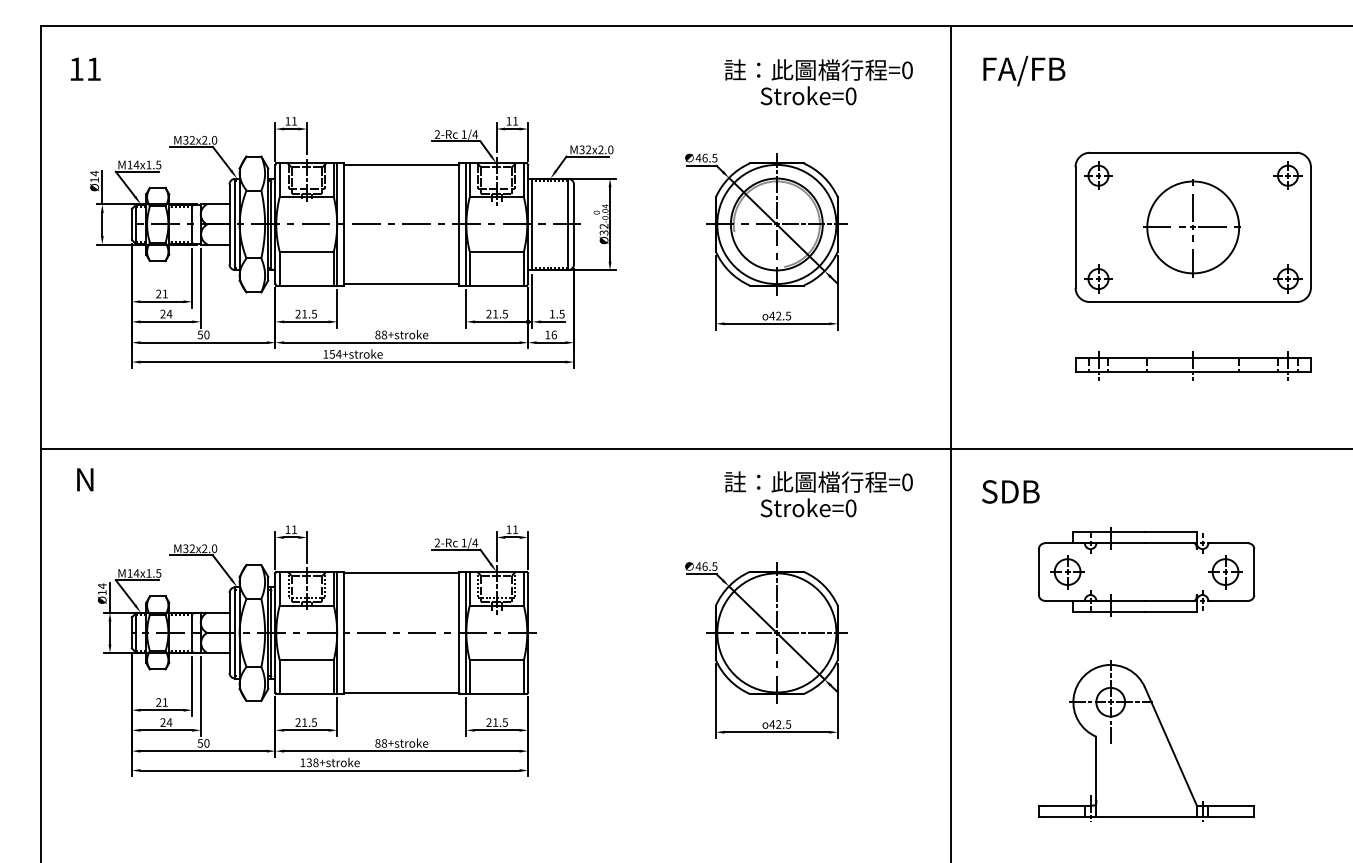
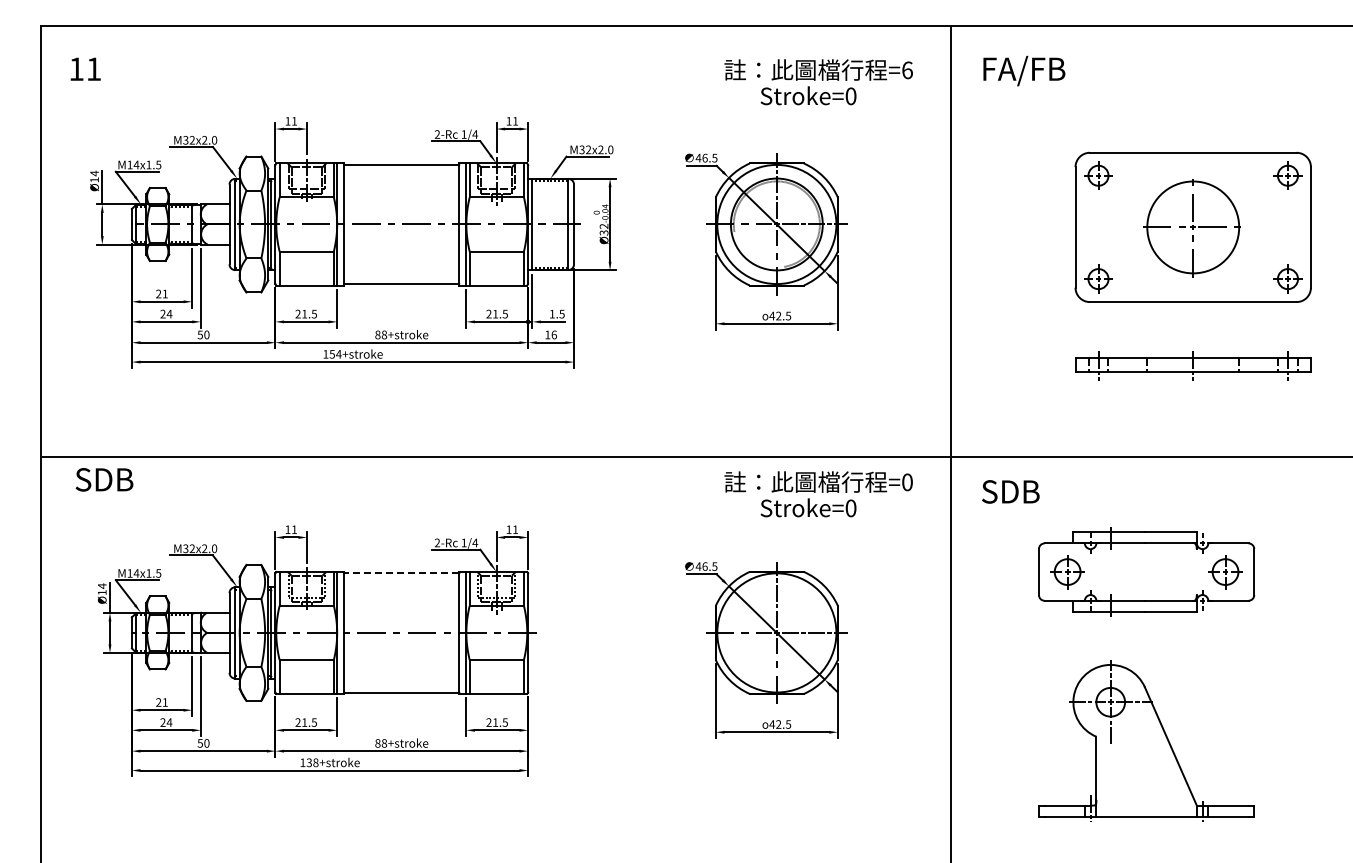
text: =0 -> =6 (907, 70)
line position: (694, 448) -> (694, 456) (694, 456)
text: N -> SDB (104, 479)
line: solid -> dashed (401, 573)
